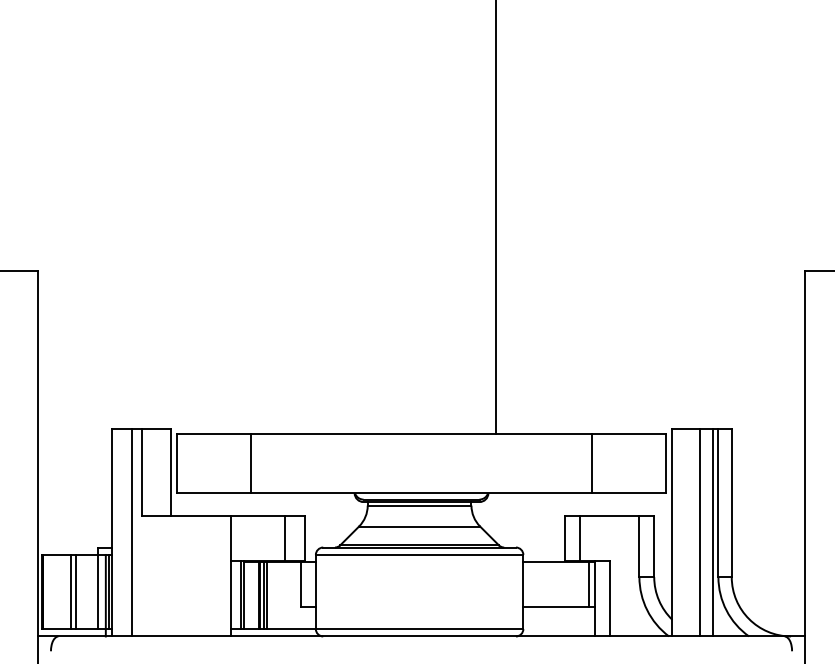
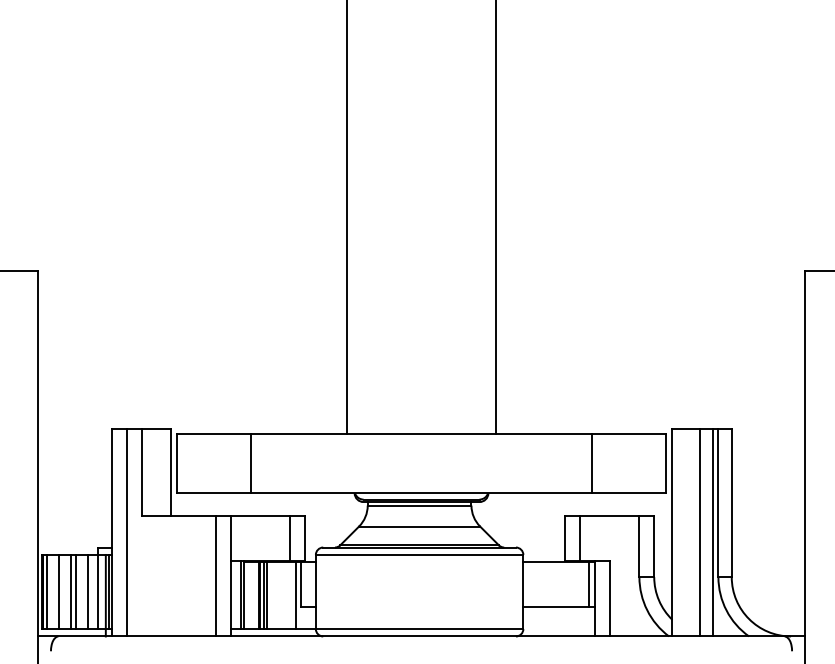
line: none -> present (347, 218)
line position: (132, 532) -> (127, 532) (127, 532)
line position: (285, 538) -> (290, 538) (290, 538)
line: none -> present (215, 576)
line: none -> present (46, 591)
line: none -> present (58, 591)
line: none -> present (87, 591)
line: none -> present (296, 595)
